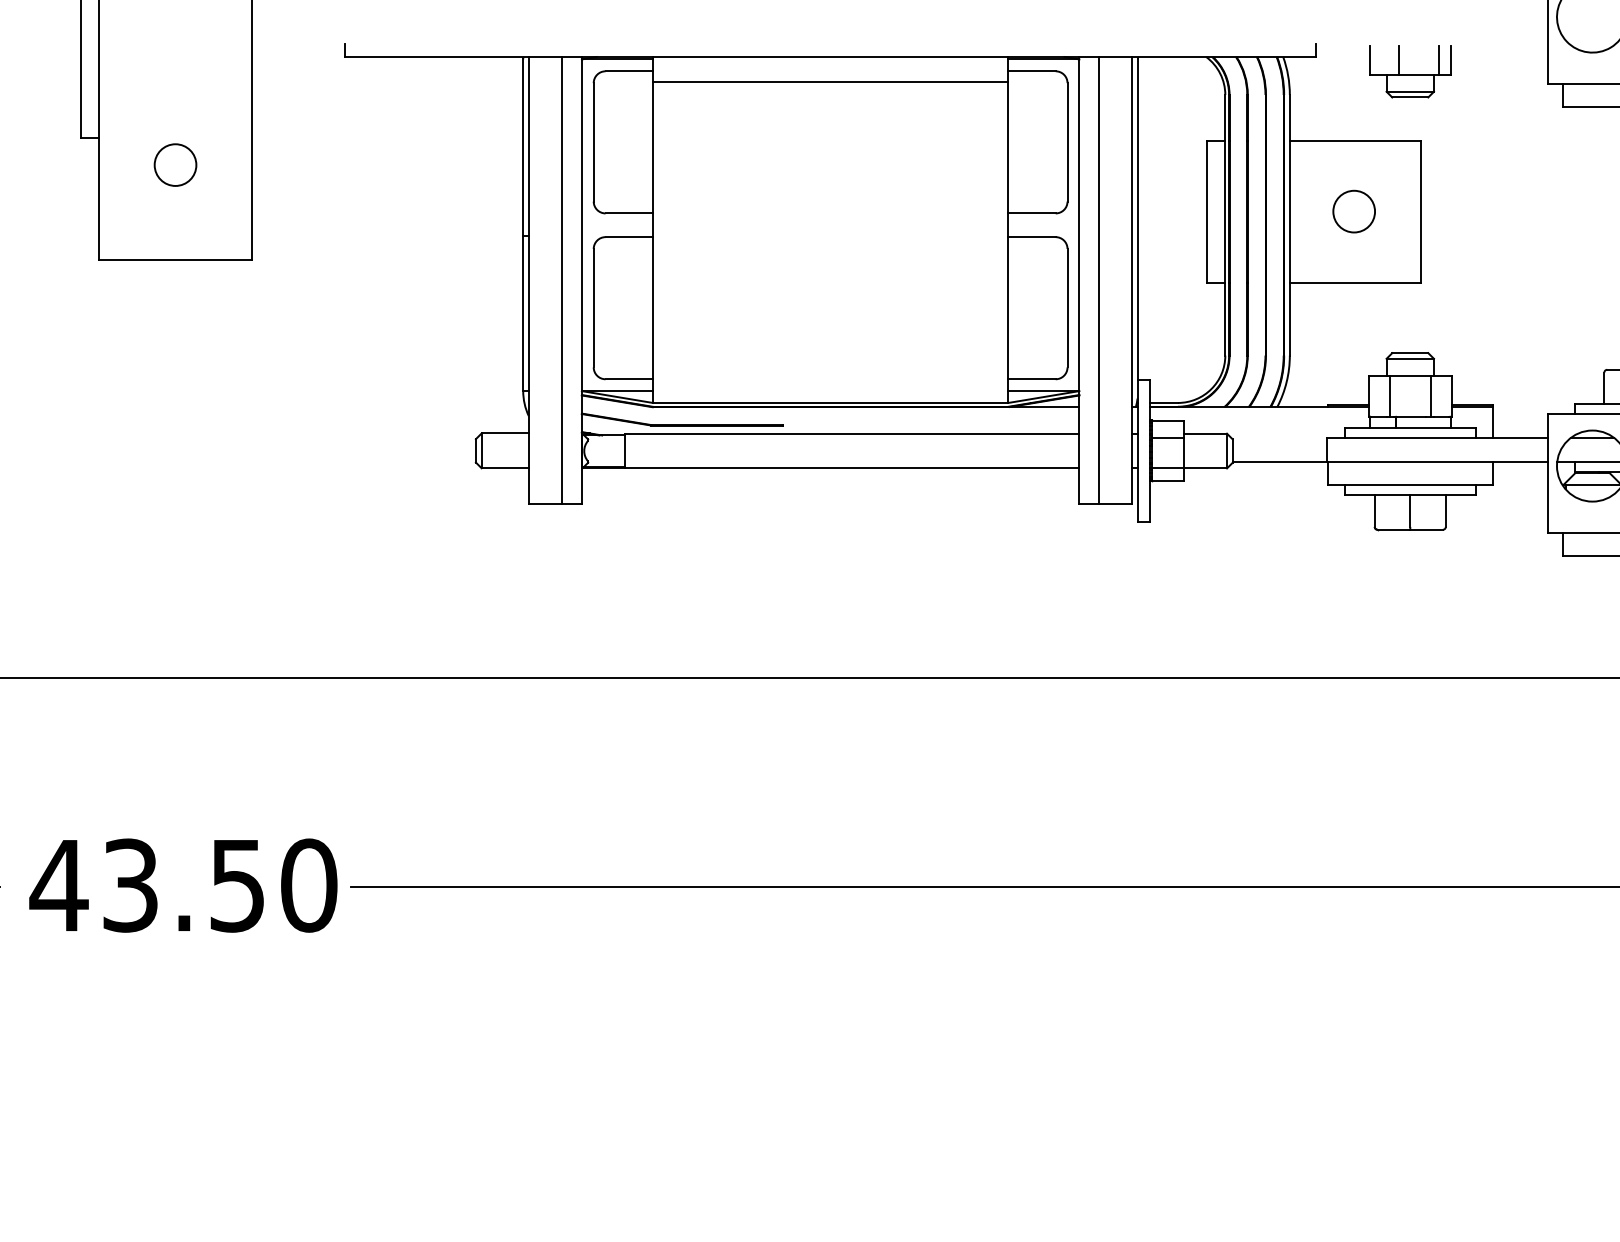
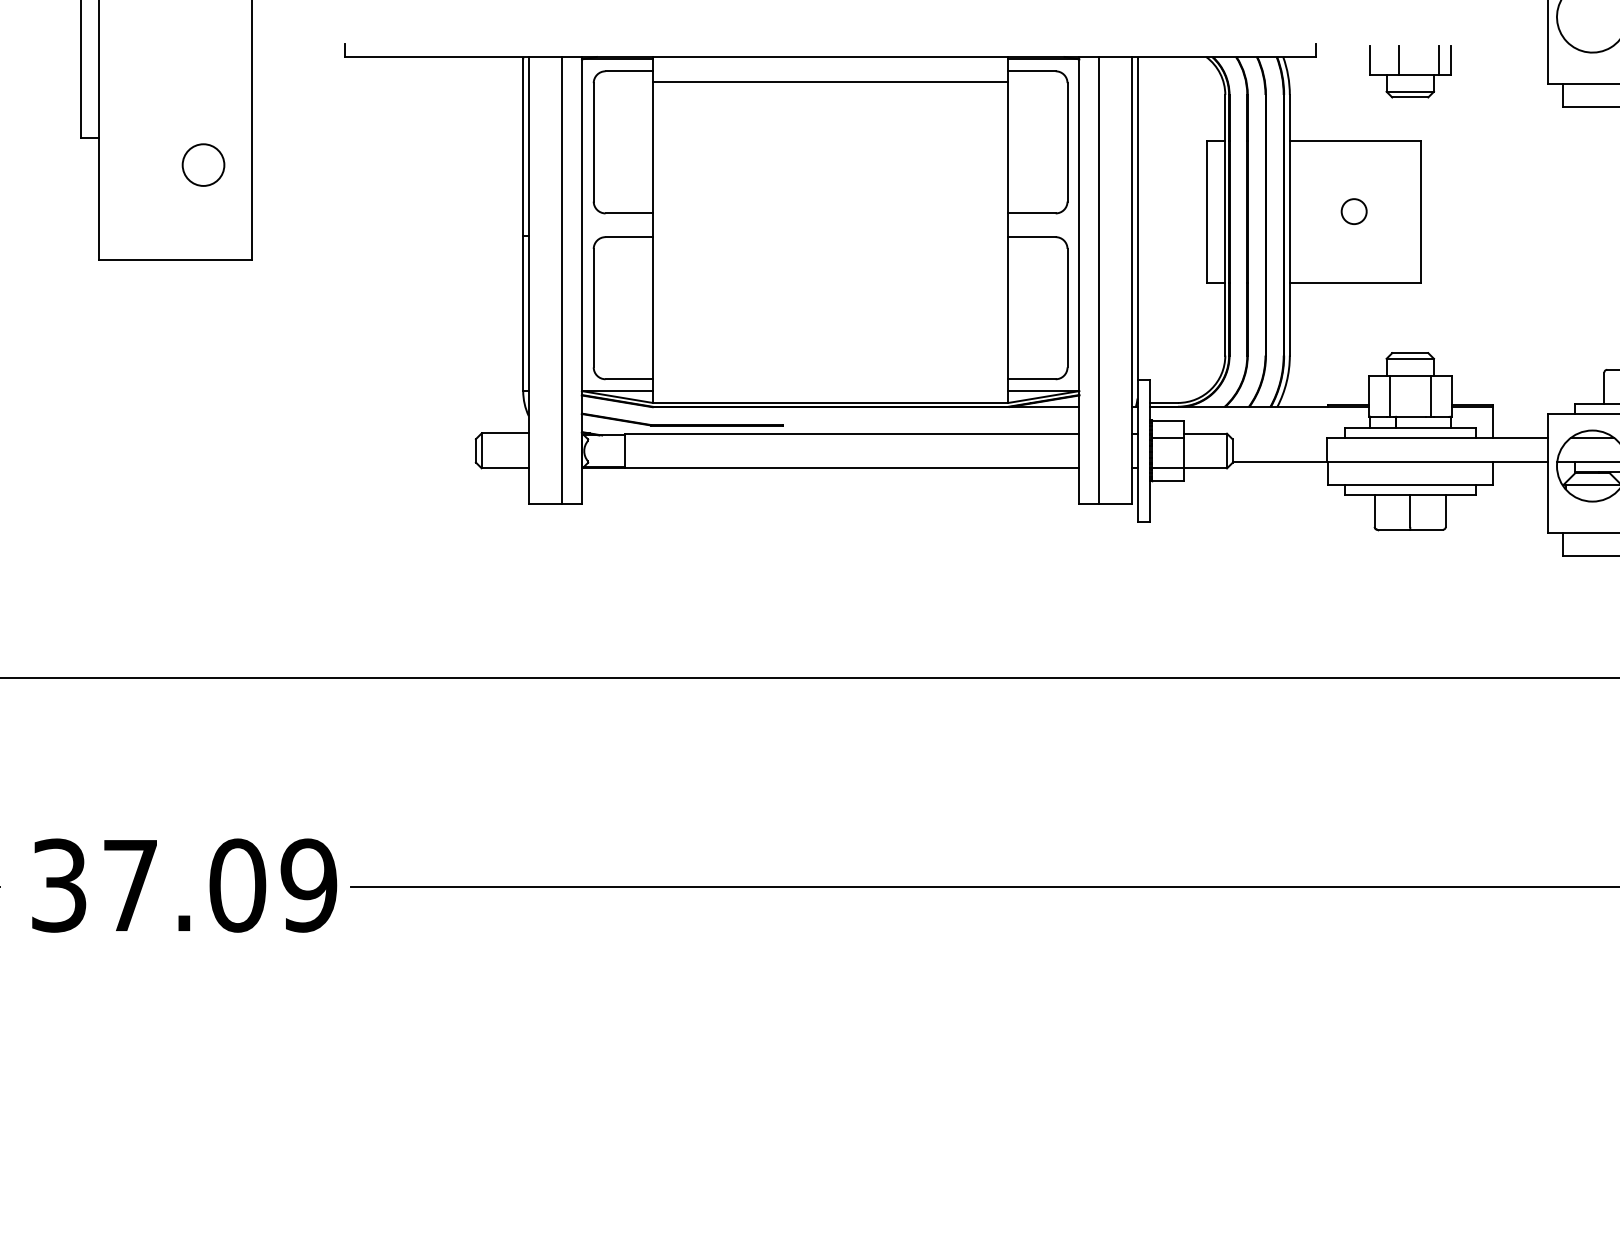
circle position: (175, 164) -> (203, 164) (203, 164)
circle diameter: 42 px -> 25 px (1353, 211)
text: 43.50 -> 37.09 (183, 885)
